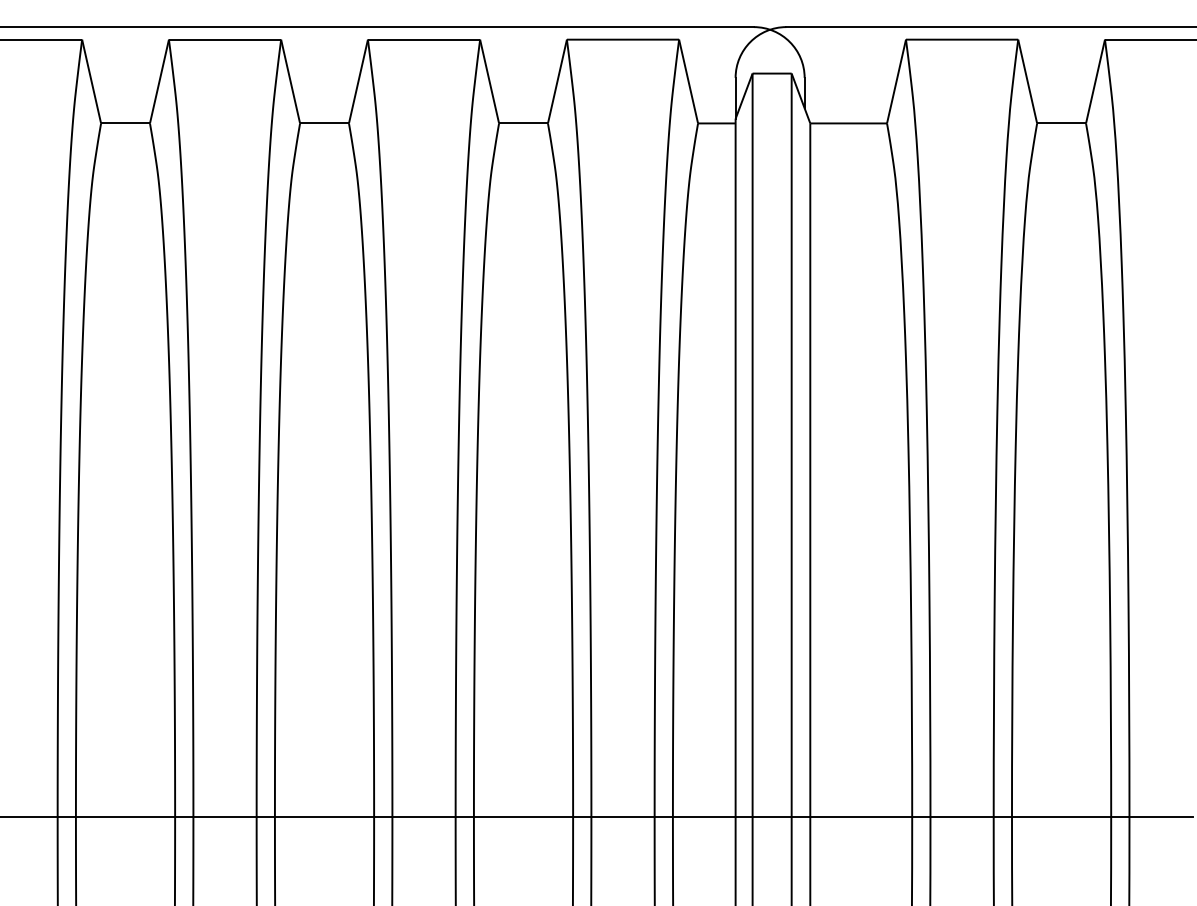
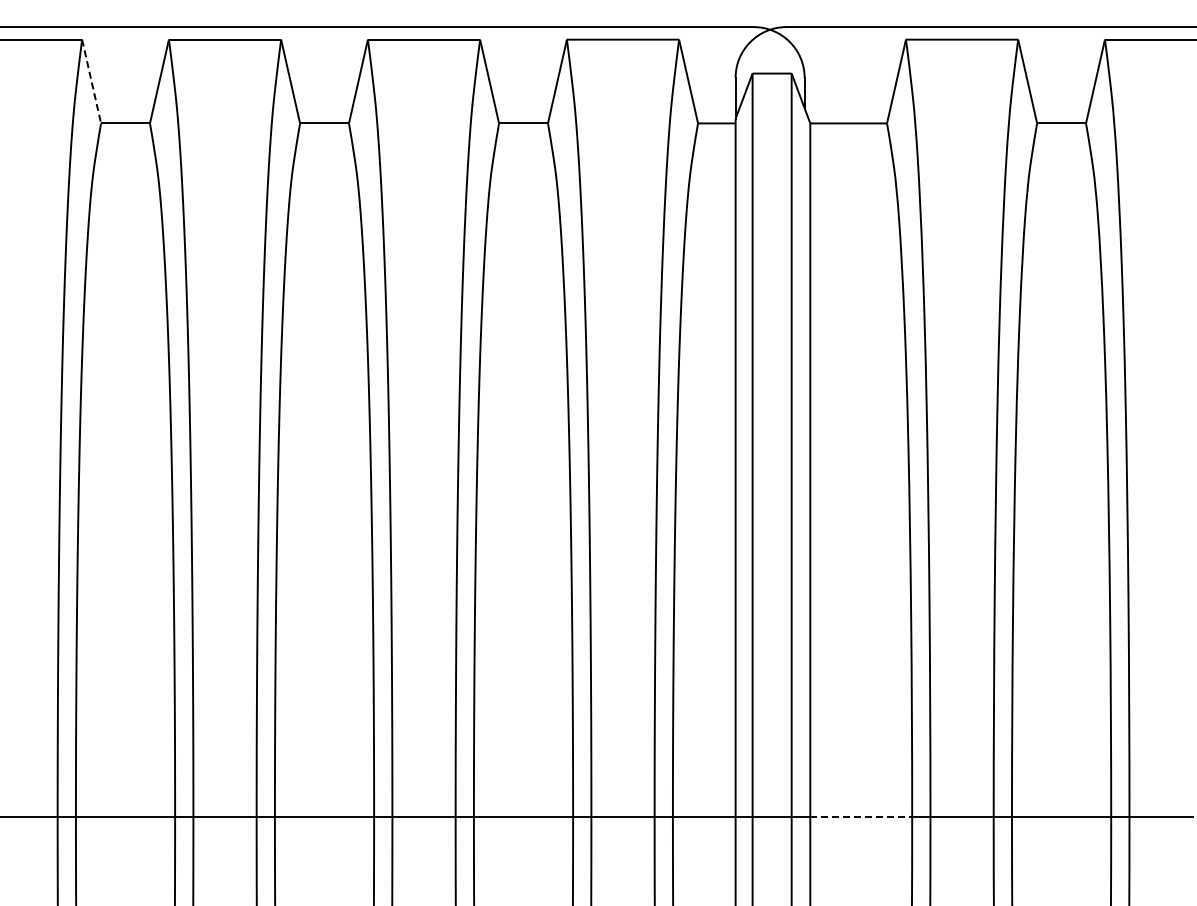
line: solid -> dashed (91, 81)
line: solid -> dashed (861, 816)
